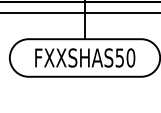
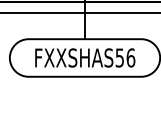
text: FXXSHAS50 -> FXXSHAS56 (130, 57)
